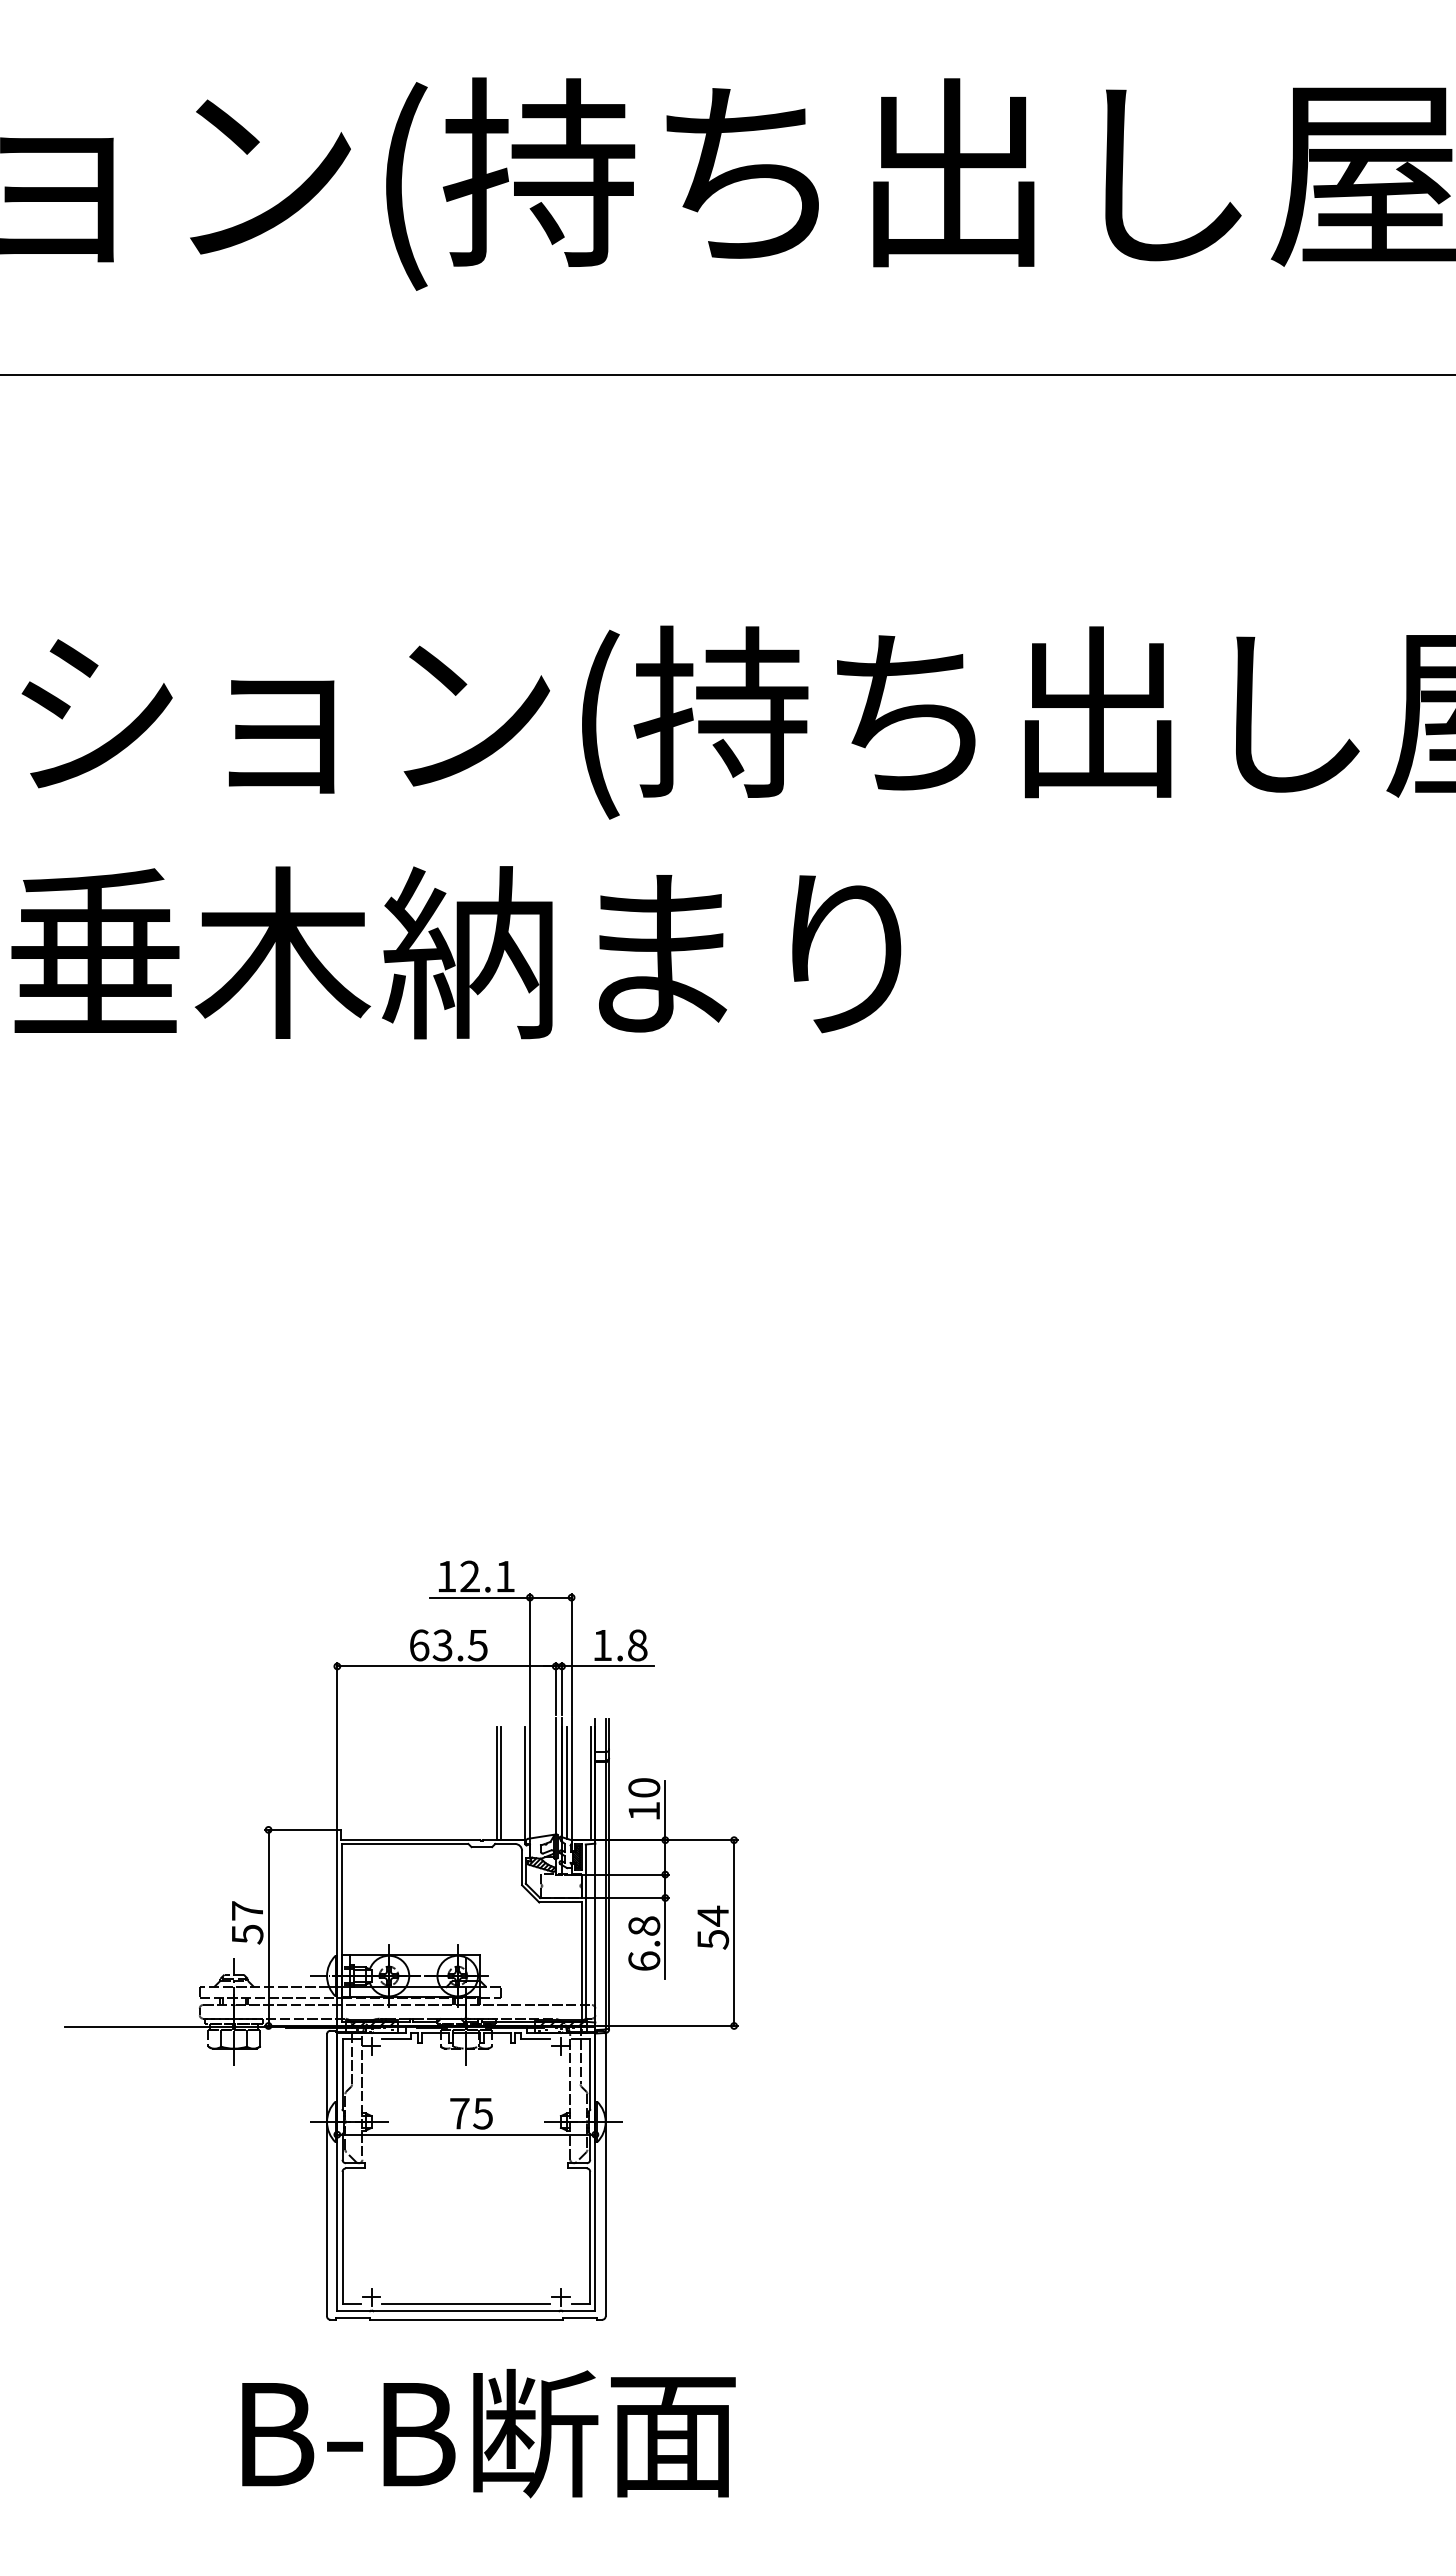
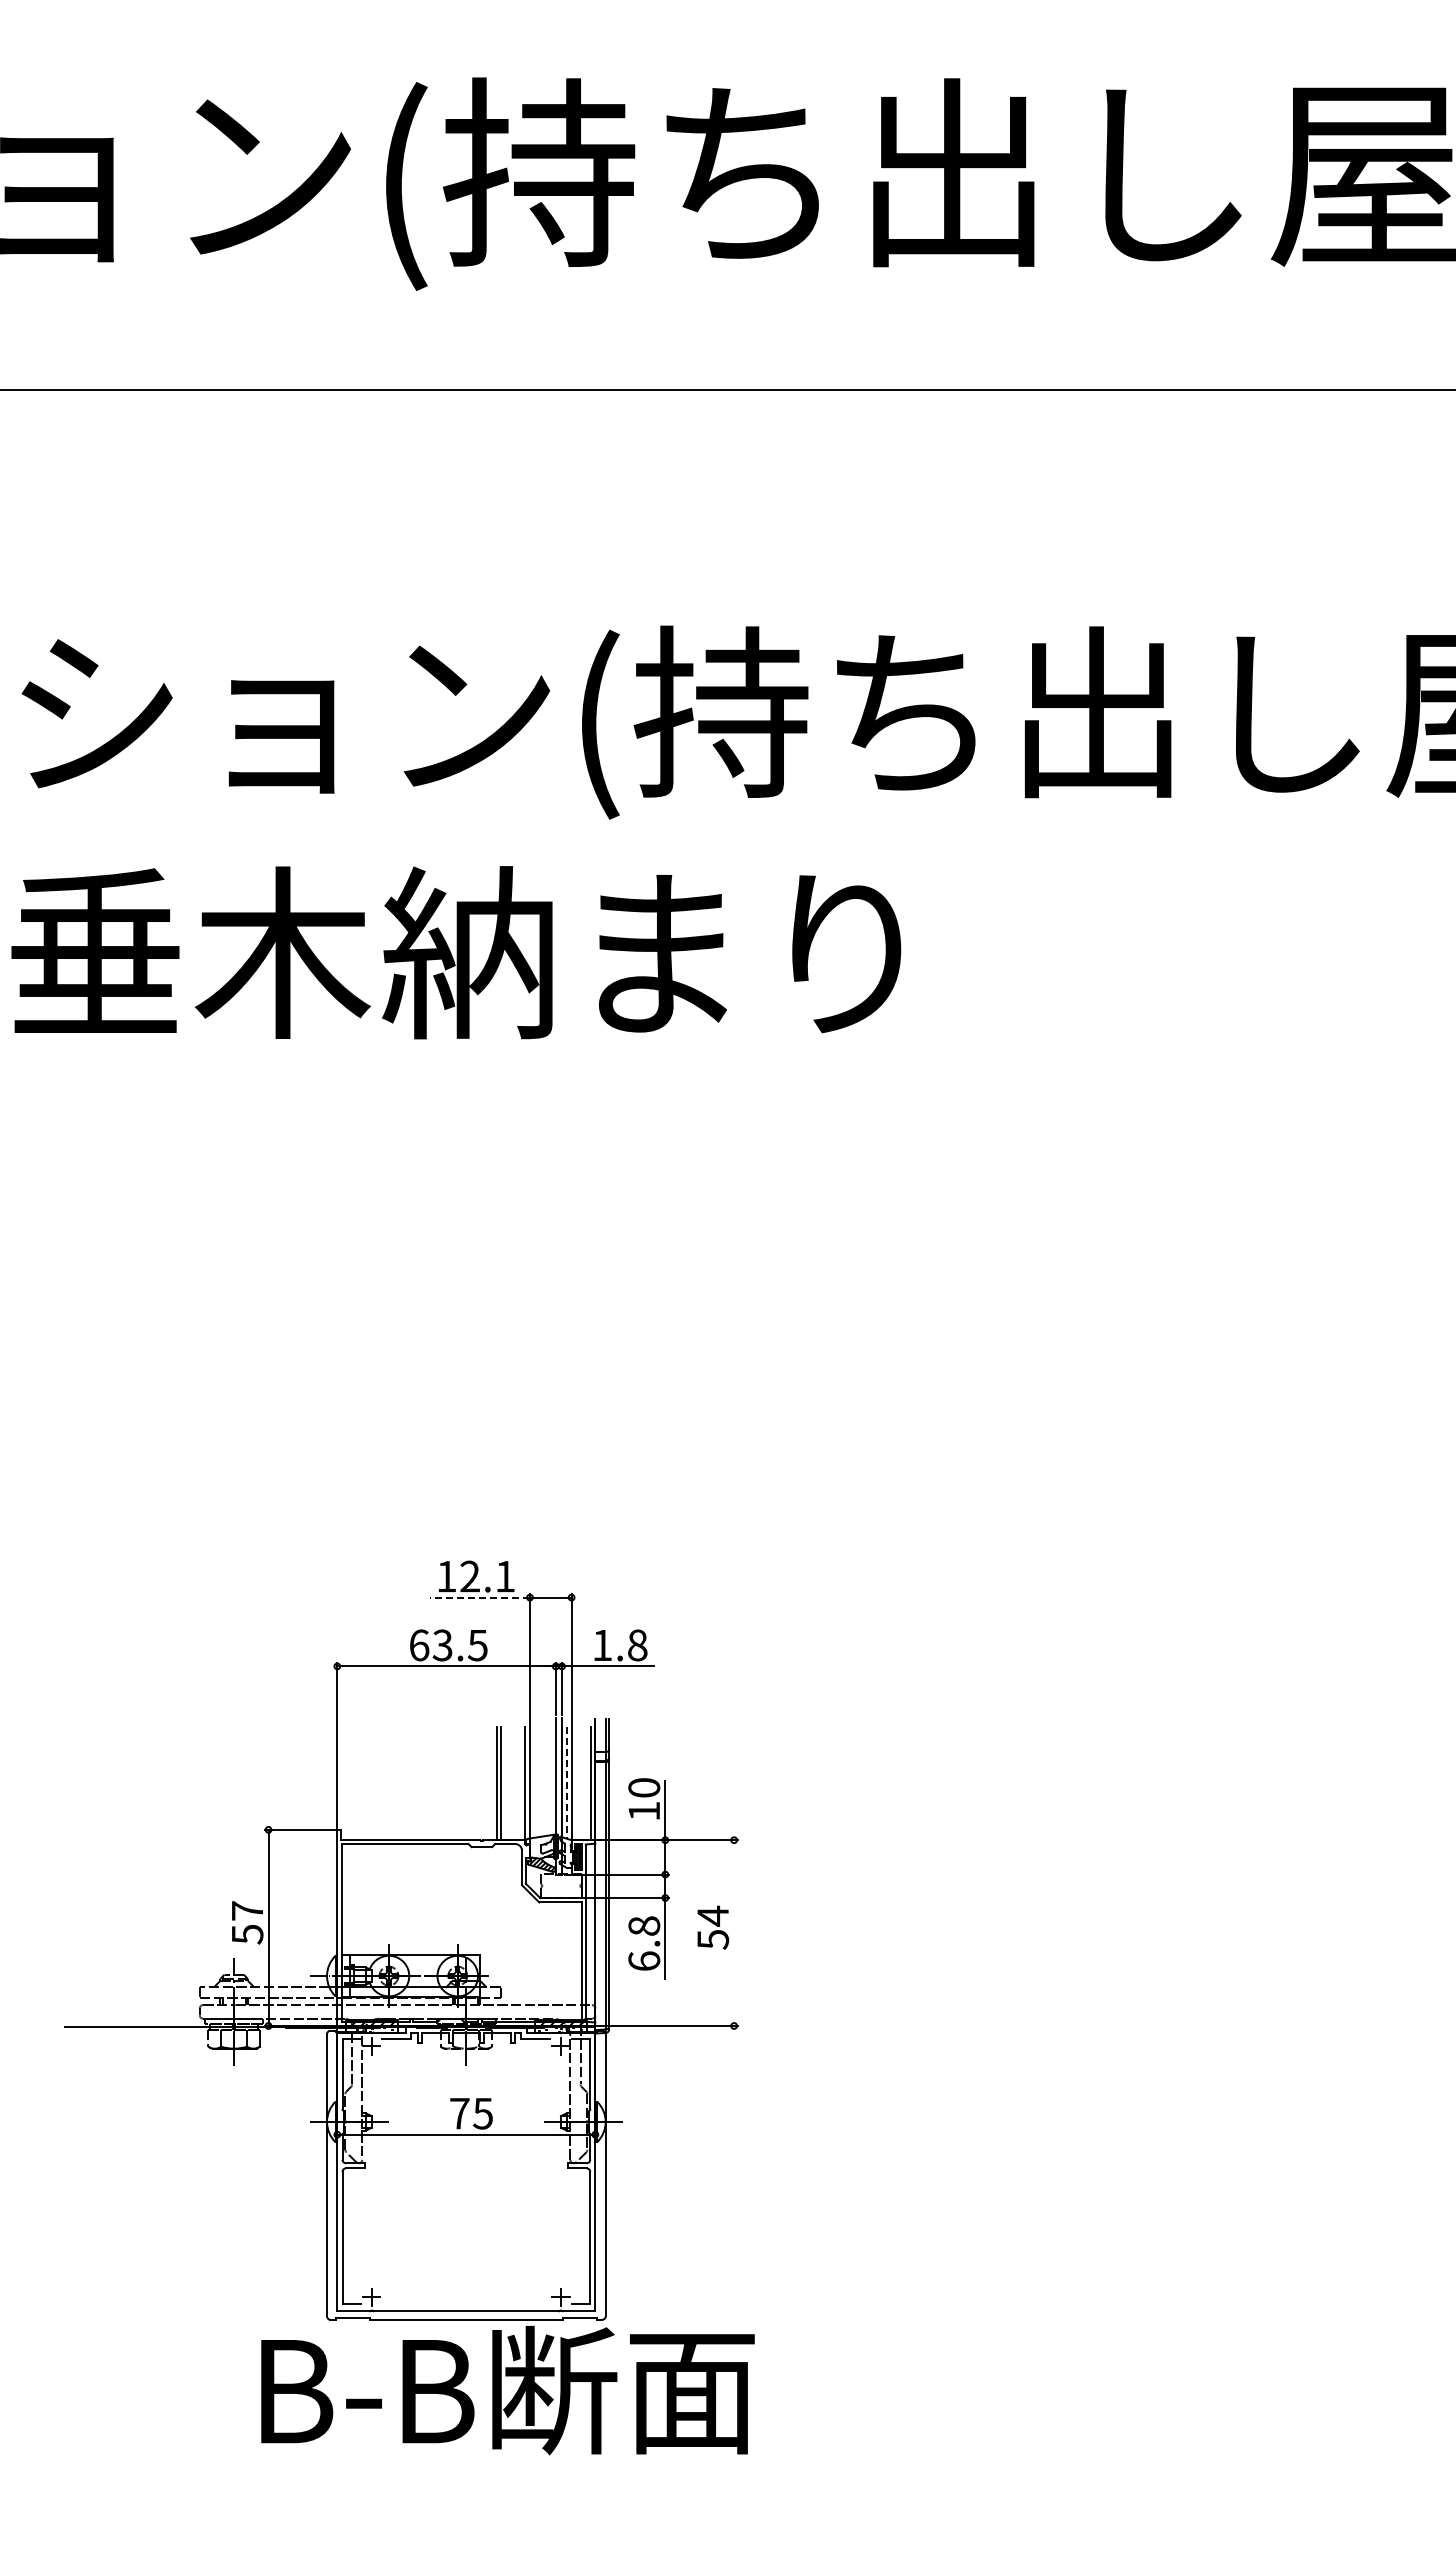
line position: (727, 374) -> (727, 389) (727, 389)
line: solid -> dashed (479, 1597)
line: solid -> dashed (567, 1783)
line: present -> none (734, 1932)
line: present -> none (466, 2304)
text position: (488, 2433) -> (507, 2390) (507, 2390)
